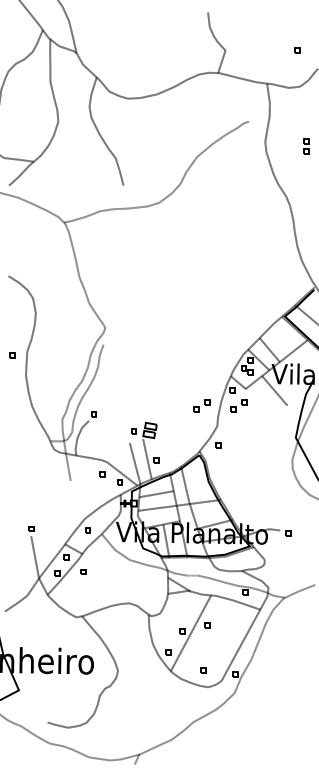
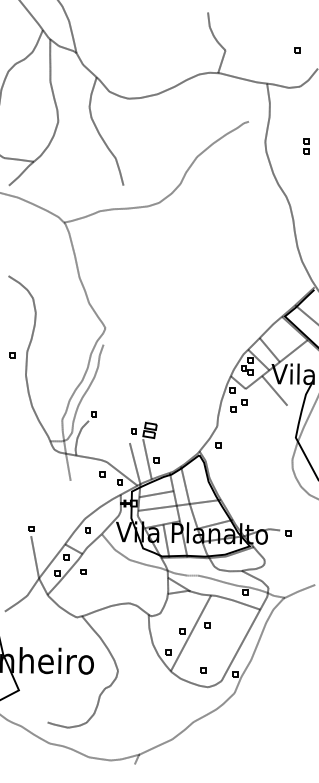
part: present -> none (201, 405)
